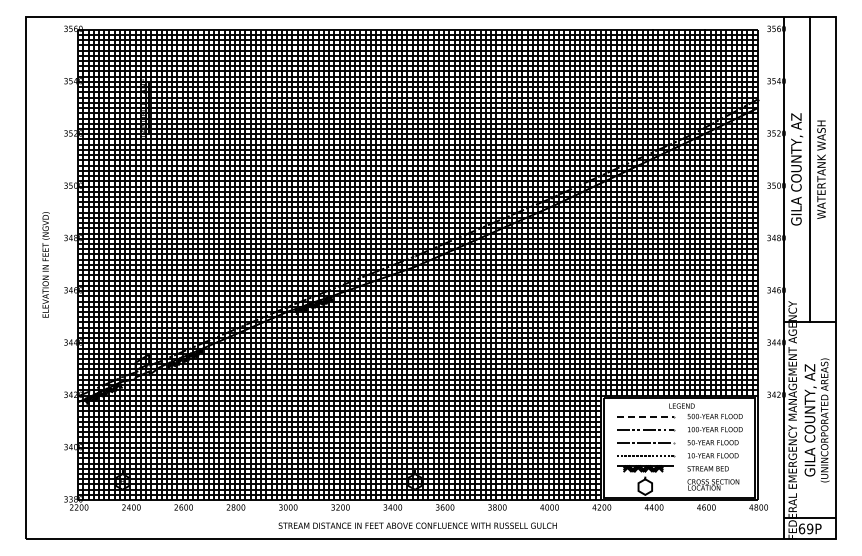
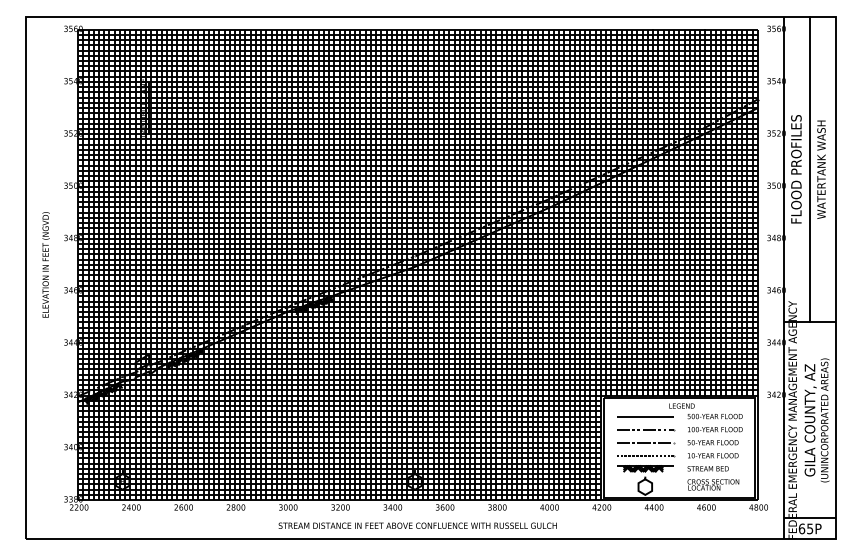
text: GILA COUNTY, AZ -> FLOOD PROFILES (797, 169)
line: dashed -> solid (646, 416)
text: 69P -> 65P (810, 528)
